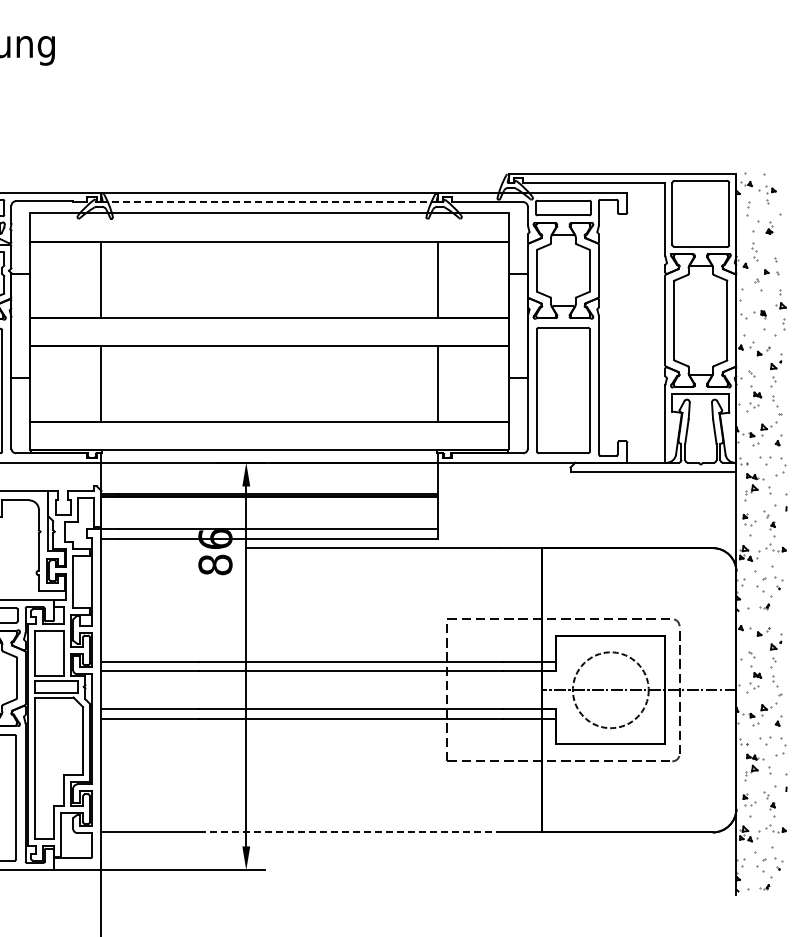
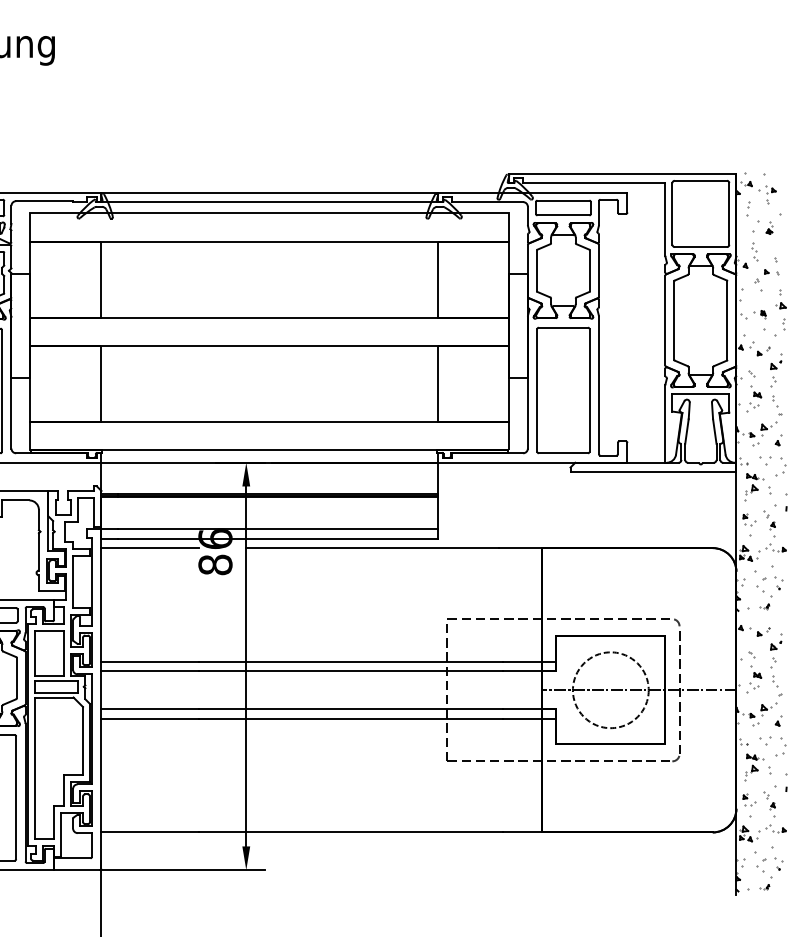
line: dashed -> solid (269, 202)
line: none -> present (149, 548)
line: dashed -> solid (350, 832)
